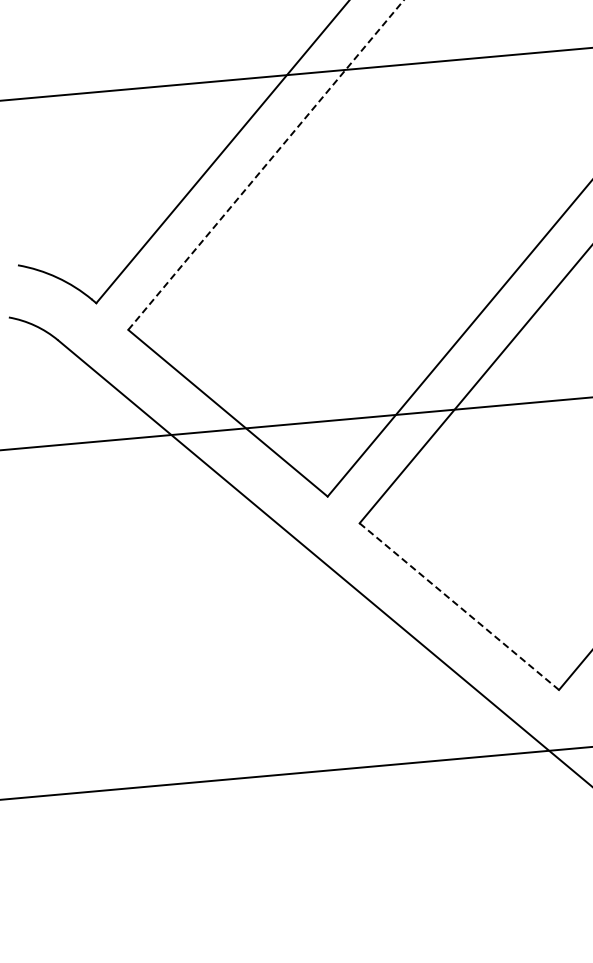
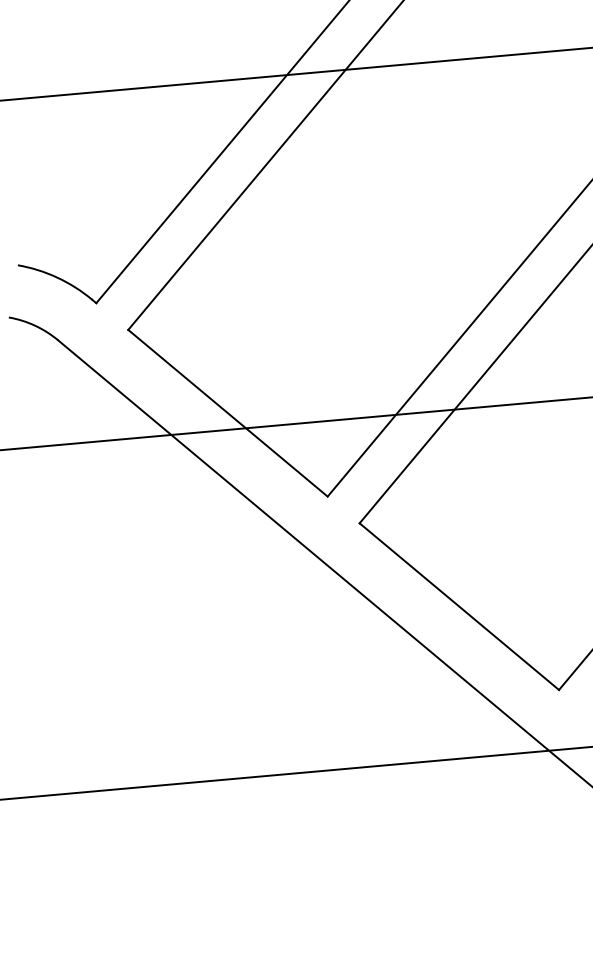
line: dashed -> solid (266, 165)
line: dashed -> solid (459, 606)
